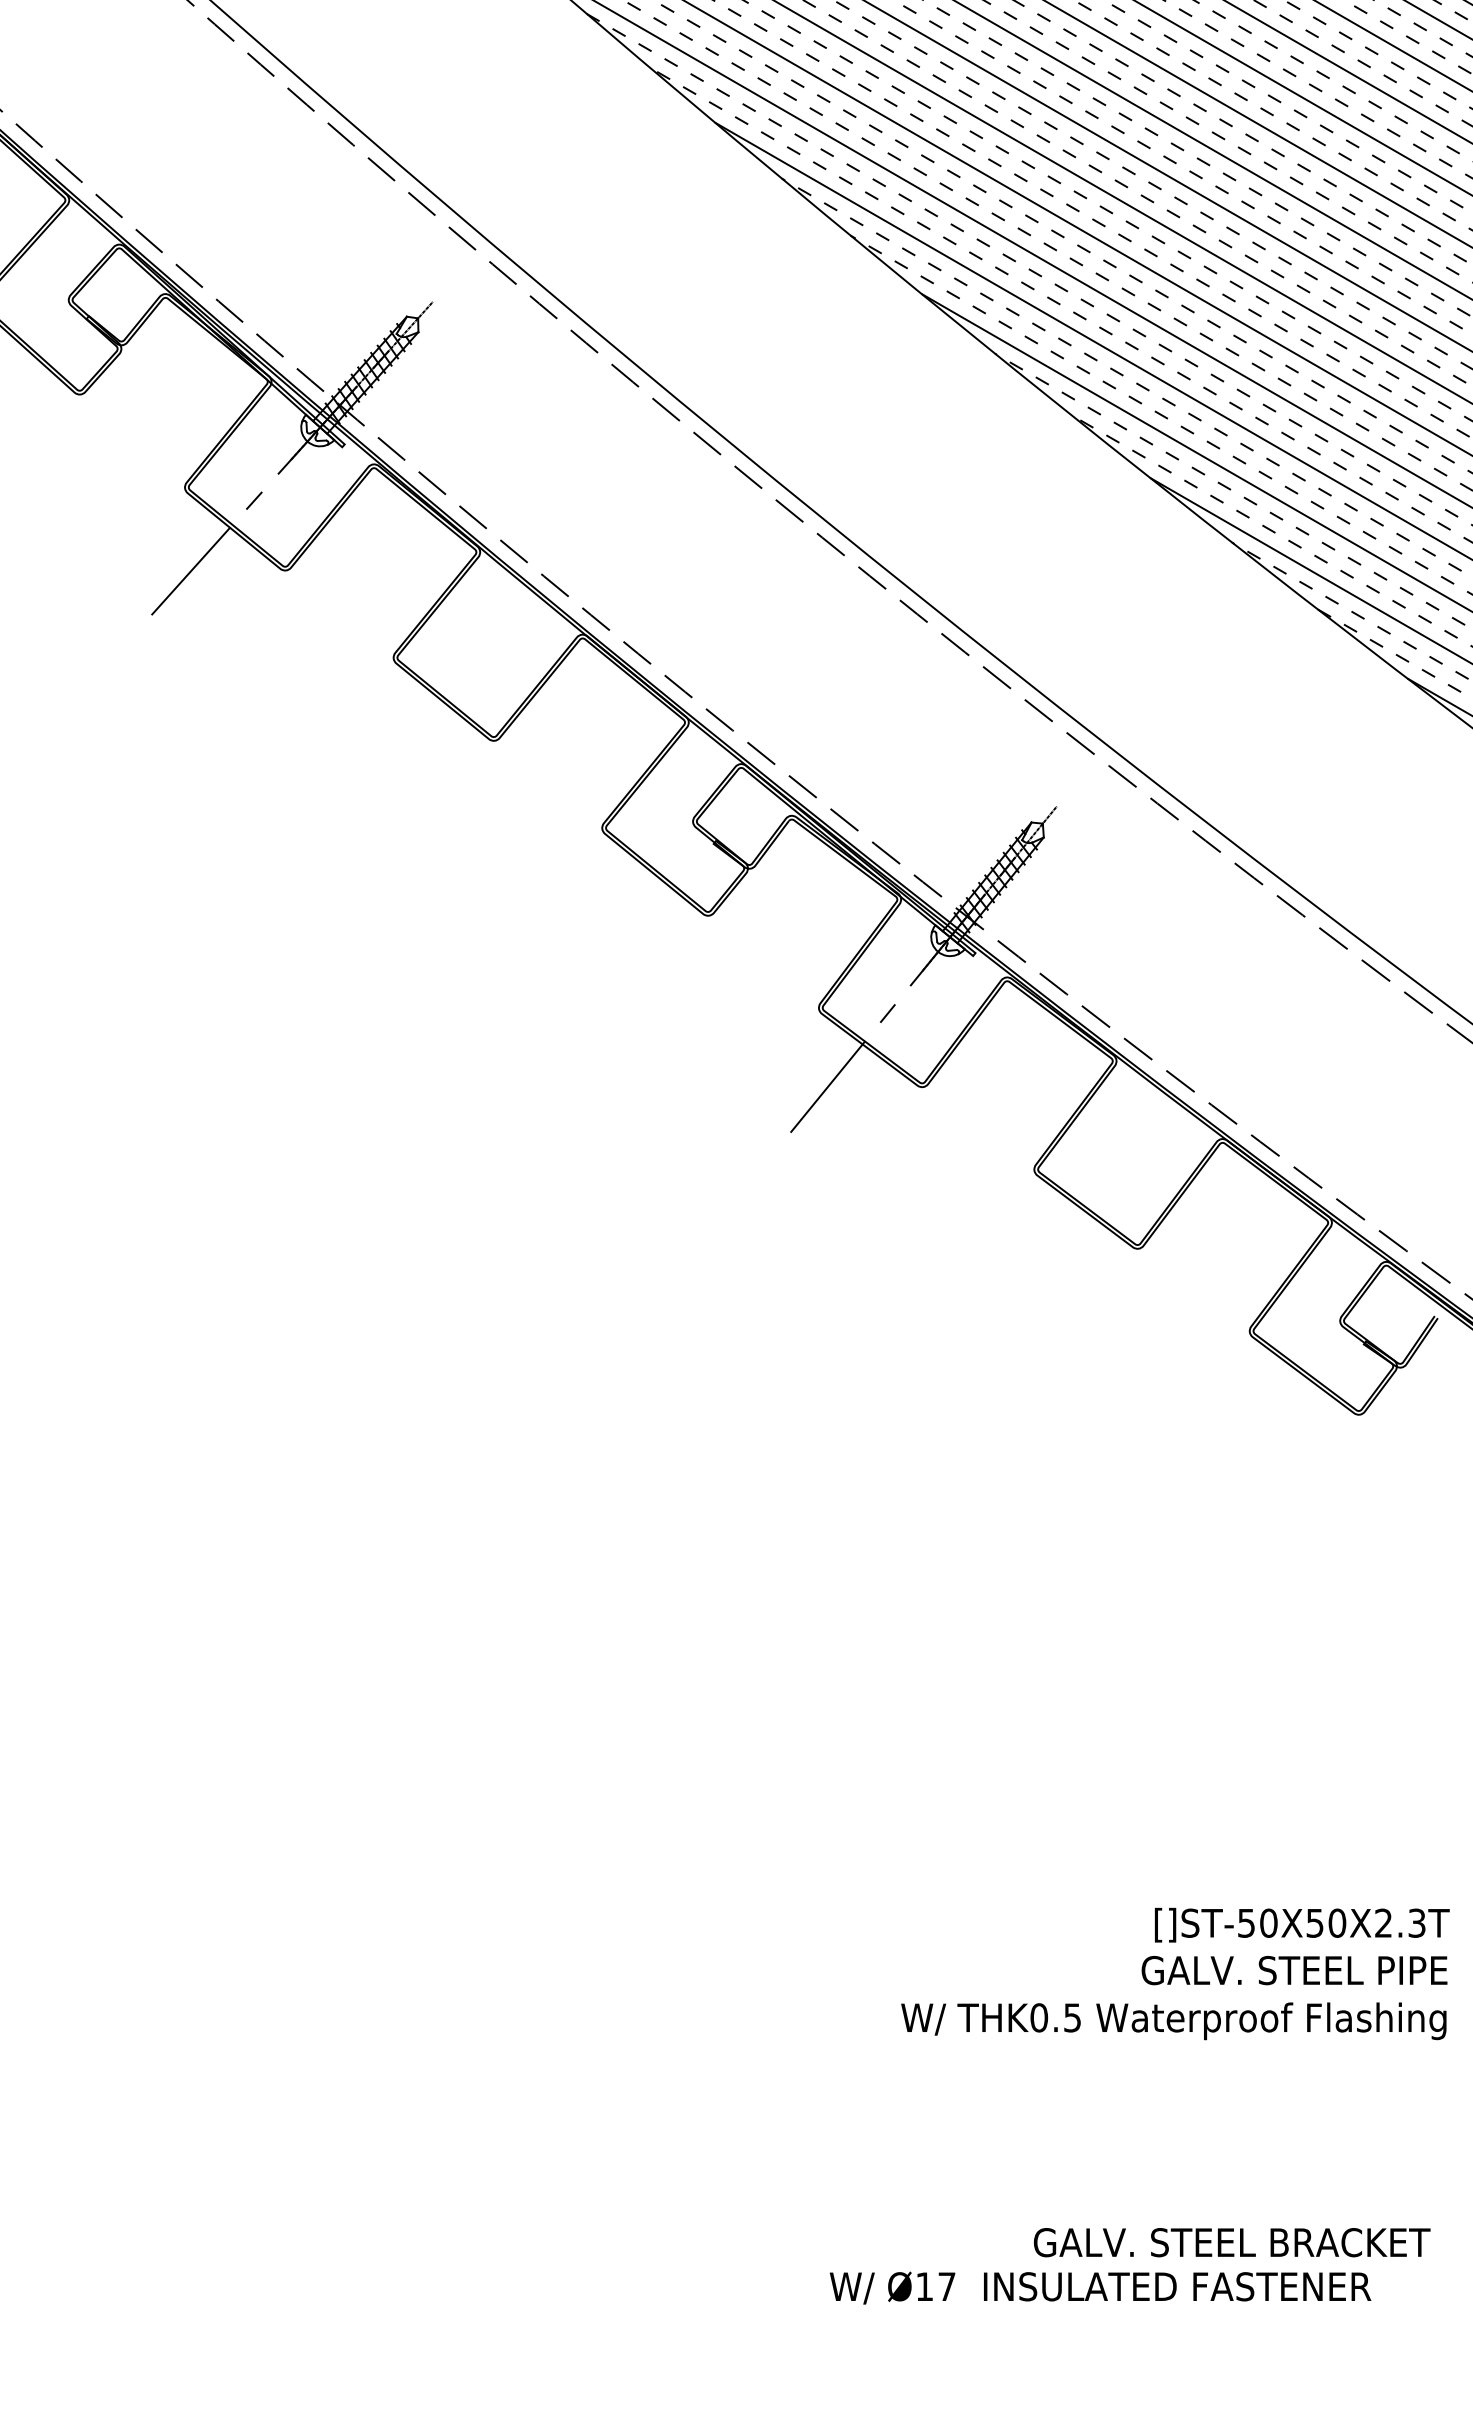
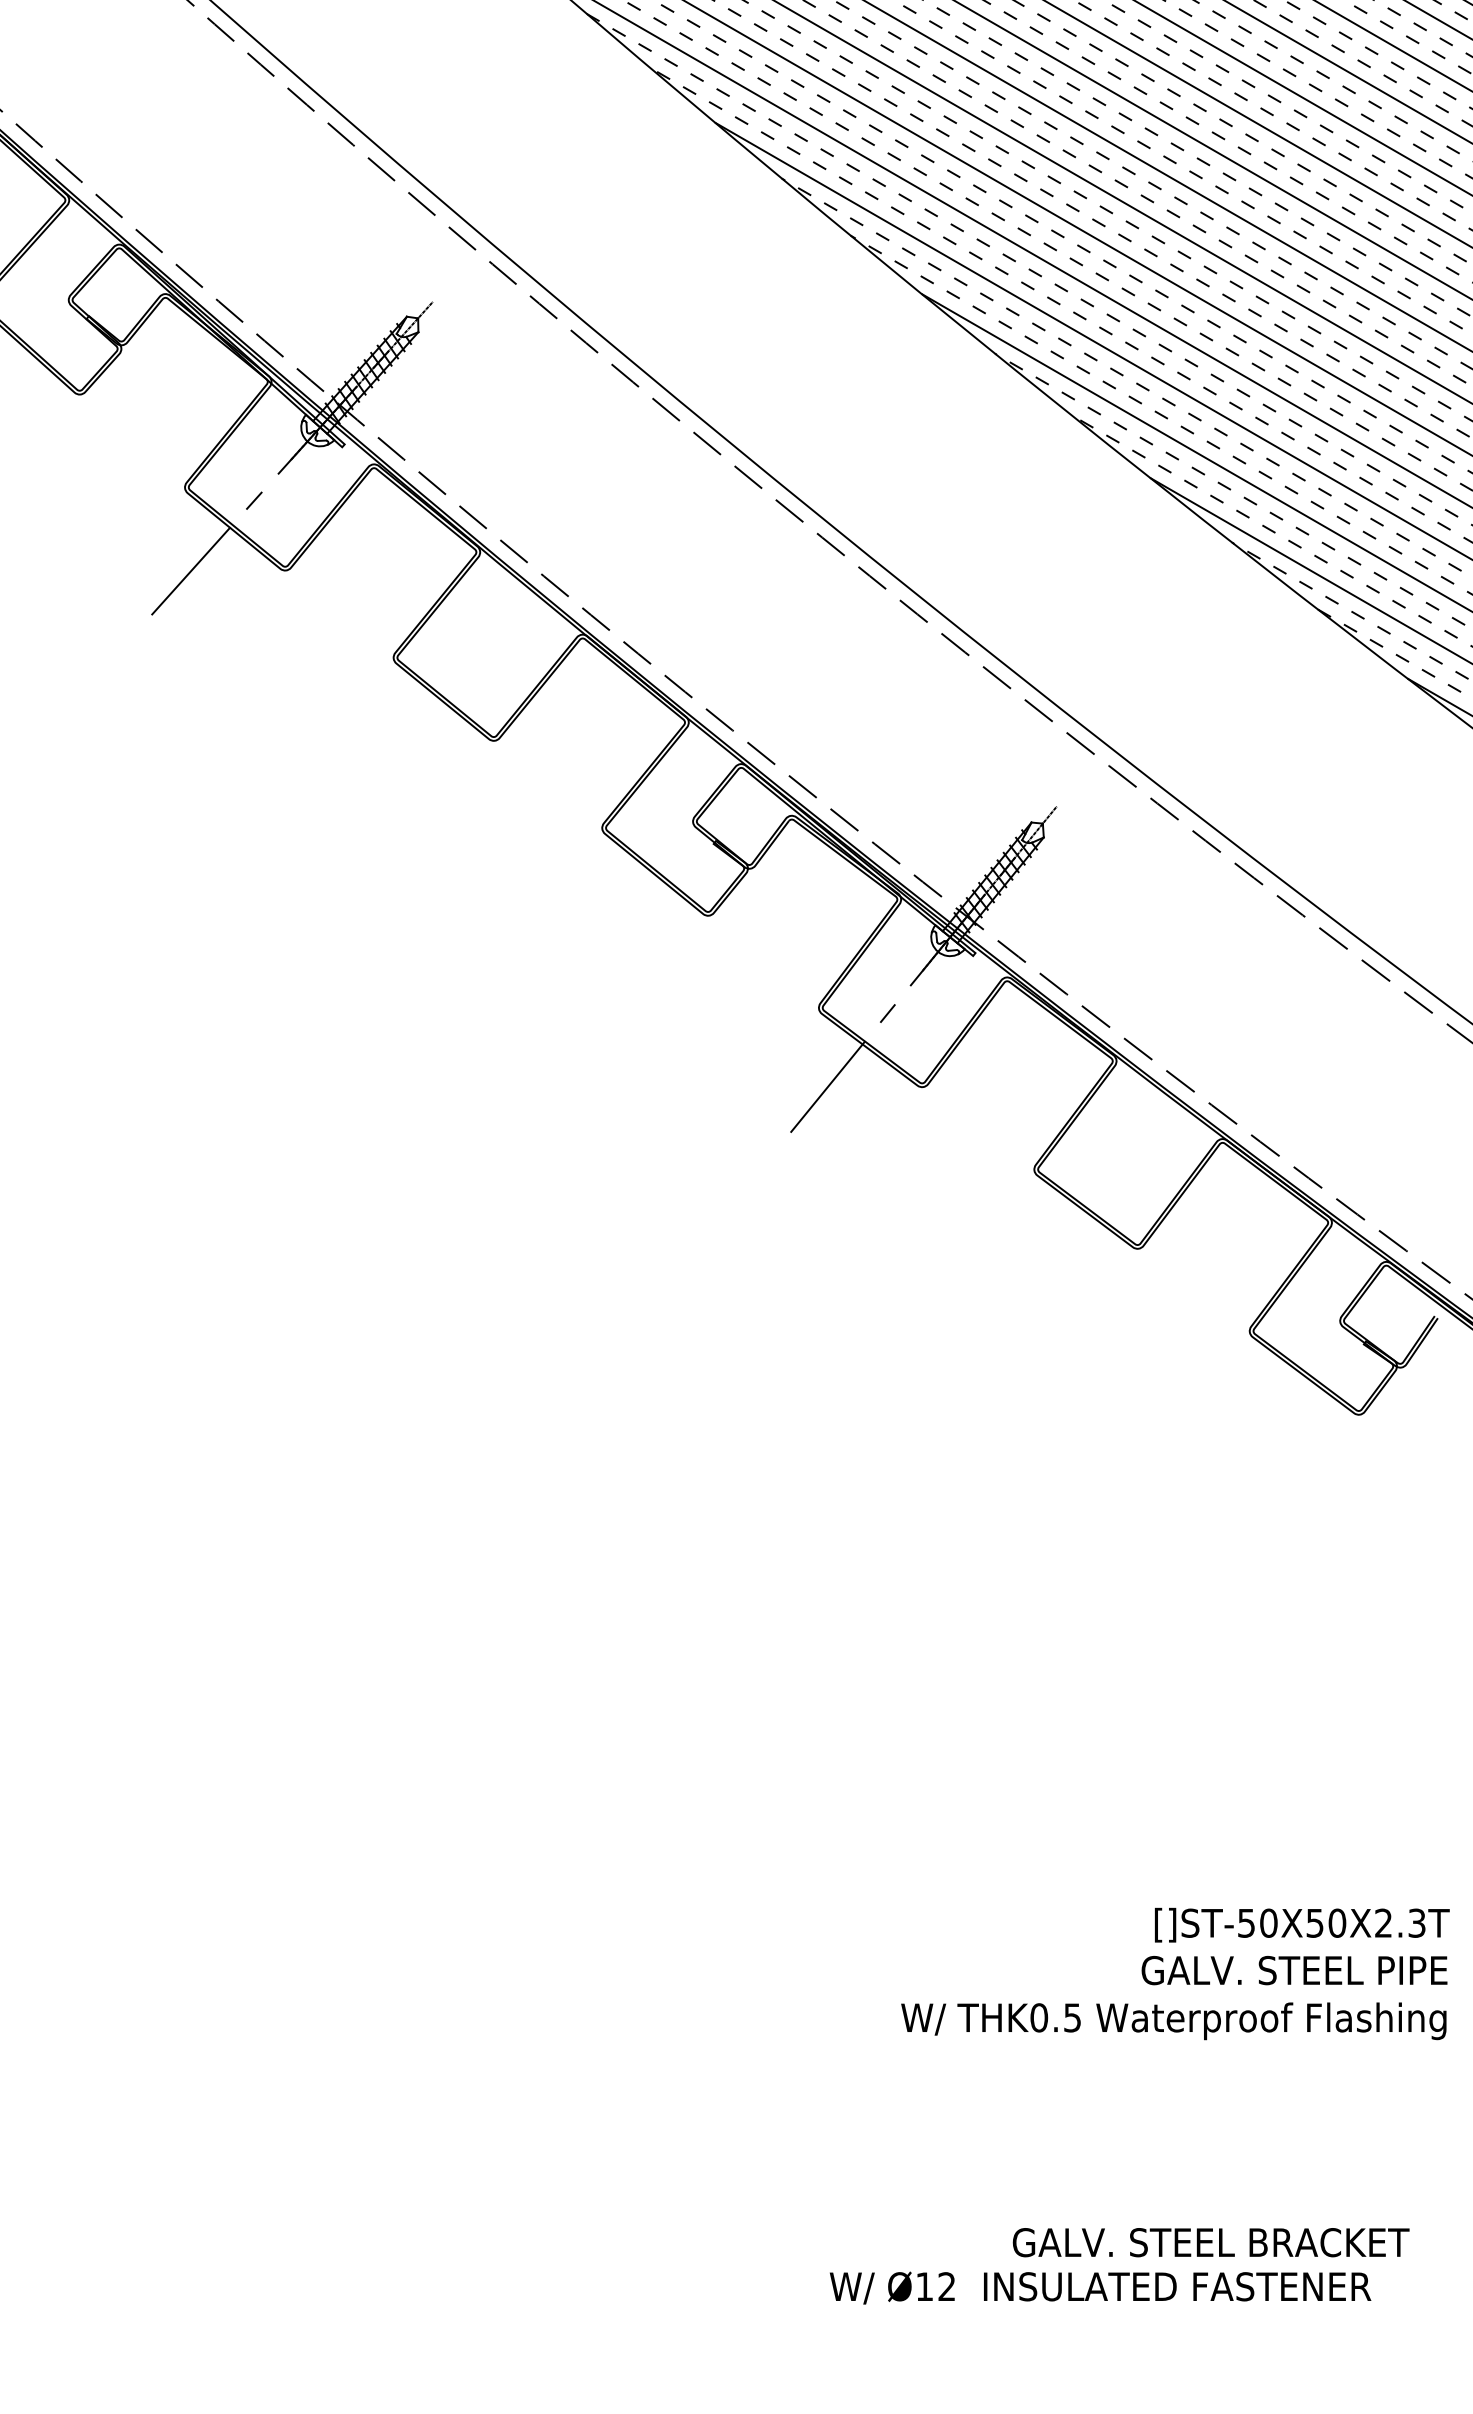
text position: (1231, 2242) -> (1210, 2242) (1210, 2242)
text: Ø17 -> Ø12 (946, 2286)
